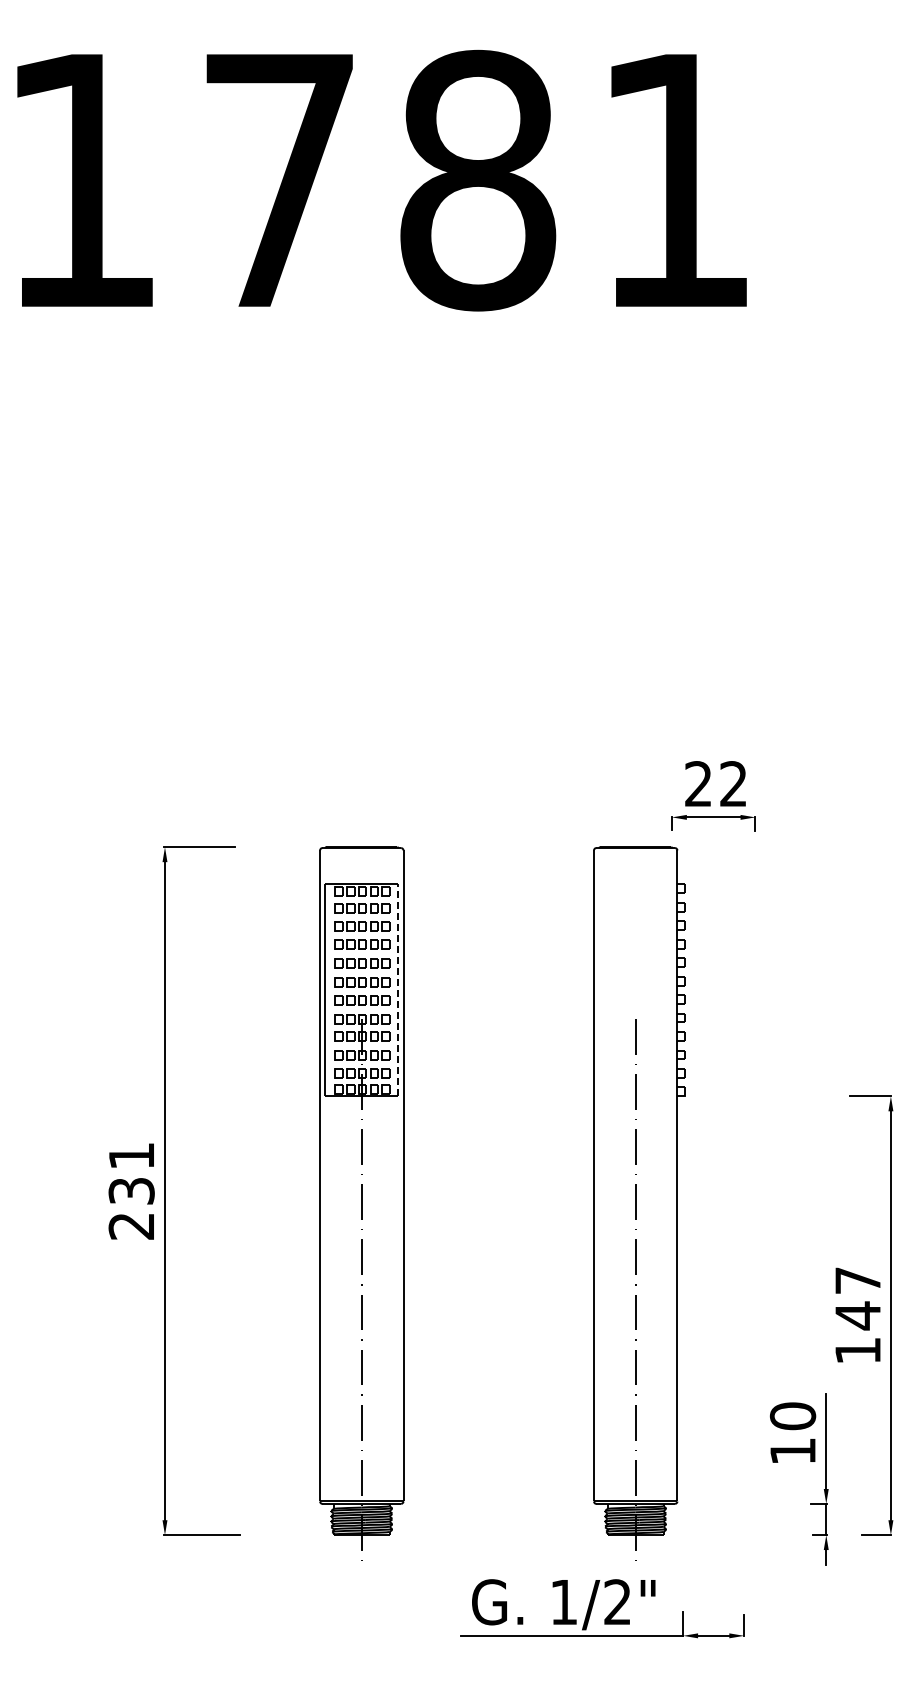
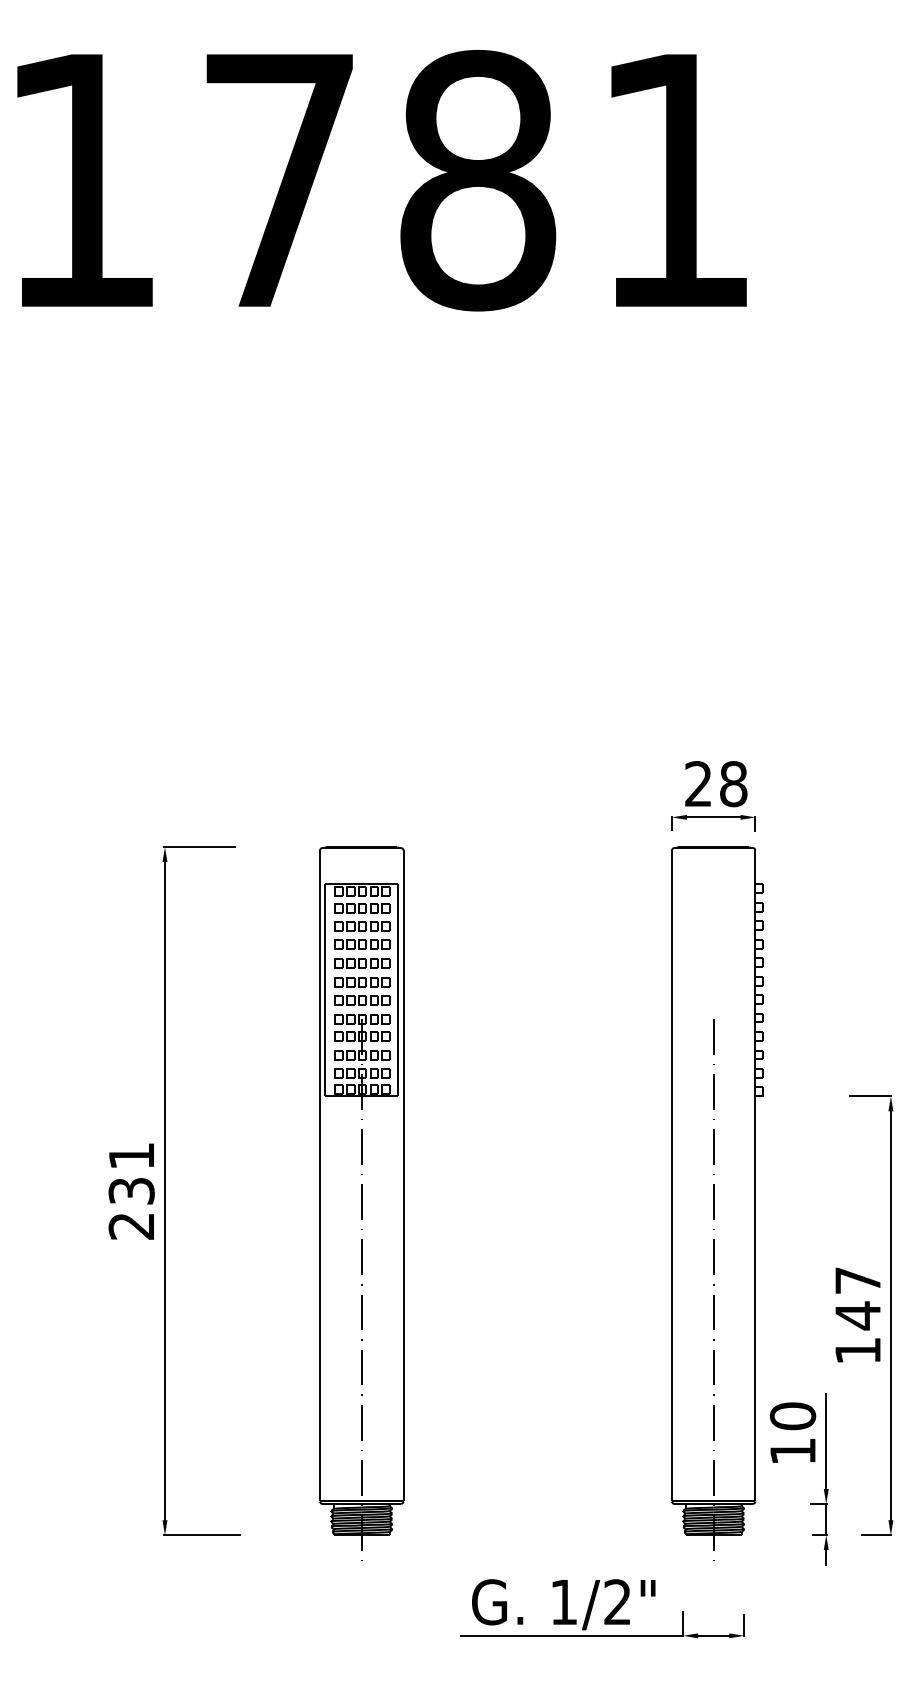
text: 22 -> 28 (733, 784)
line: dashed -> solid (398, 989)
part position: (639, 1203) -> (717, 1203) (717, 1203)
